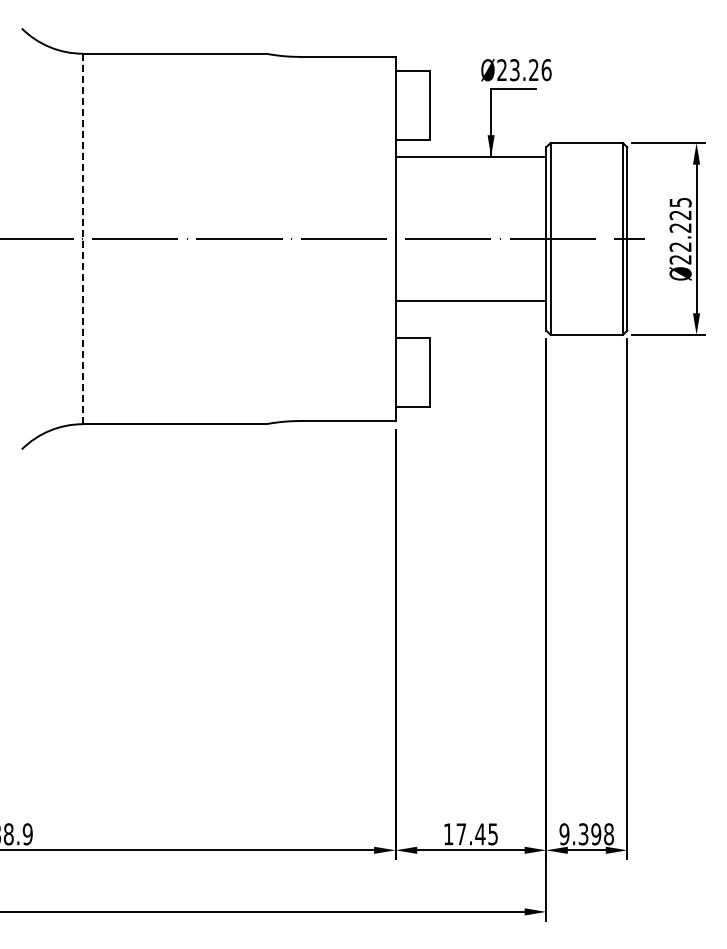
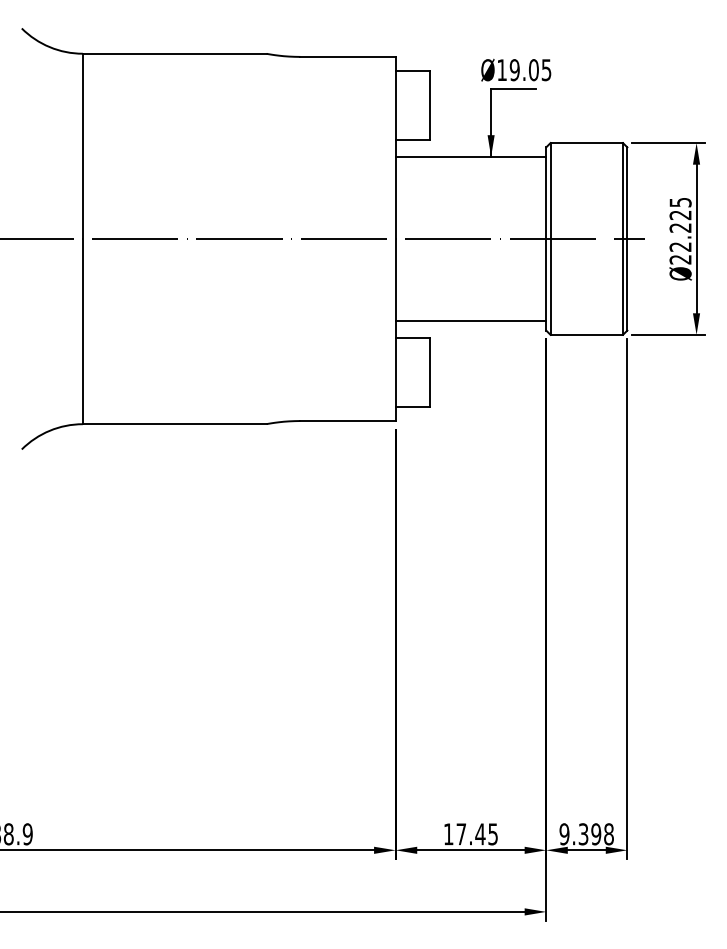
text: Ø23.26 -> Ø19.05 (524, 70)
line: dashed -> solid (82, 239)
line position: (470, 301) -> (470, 321) (470, 321)
